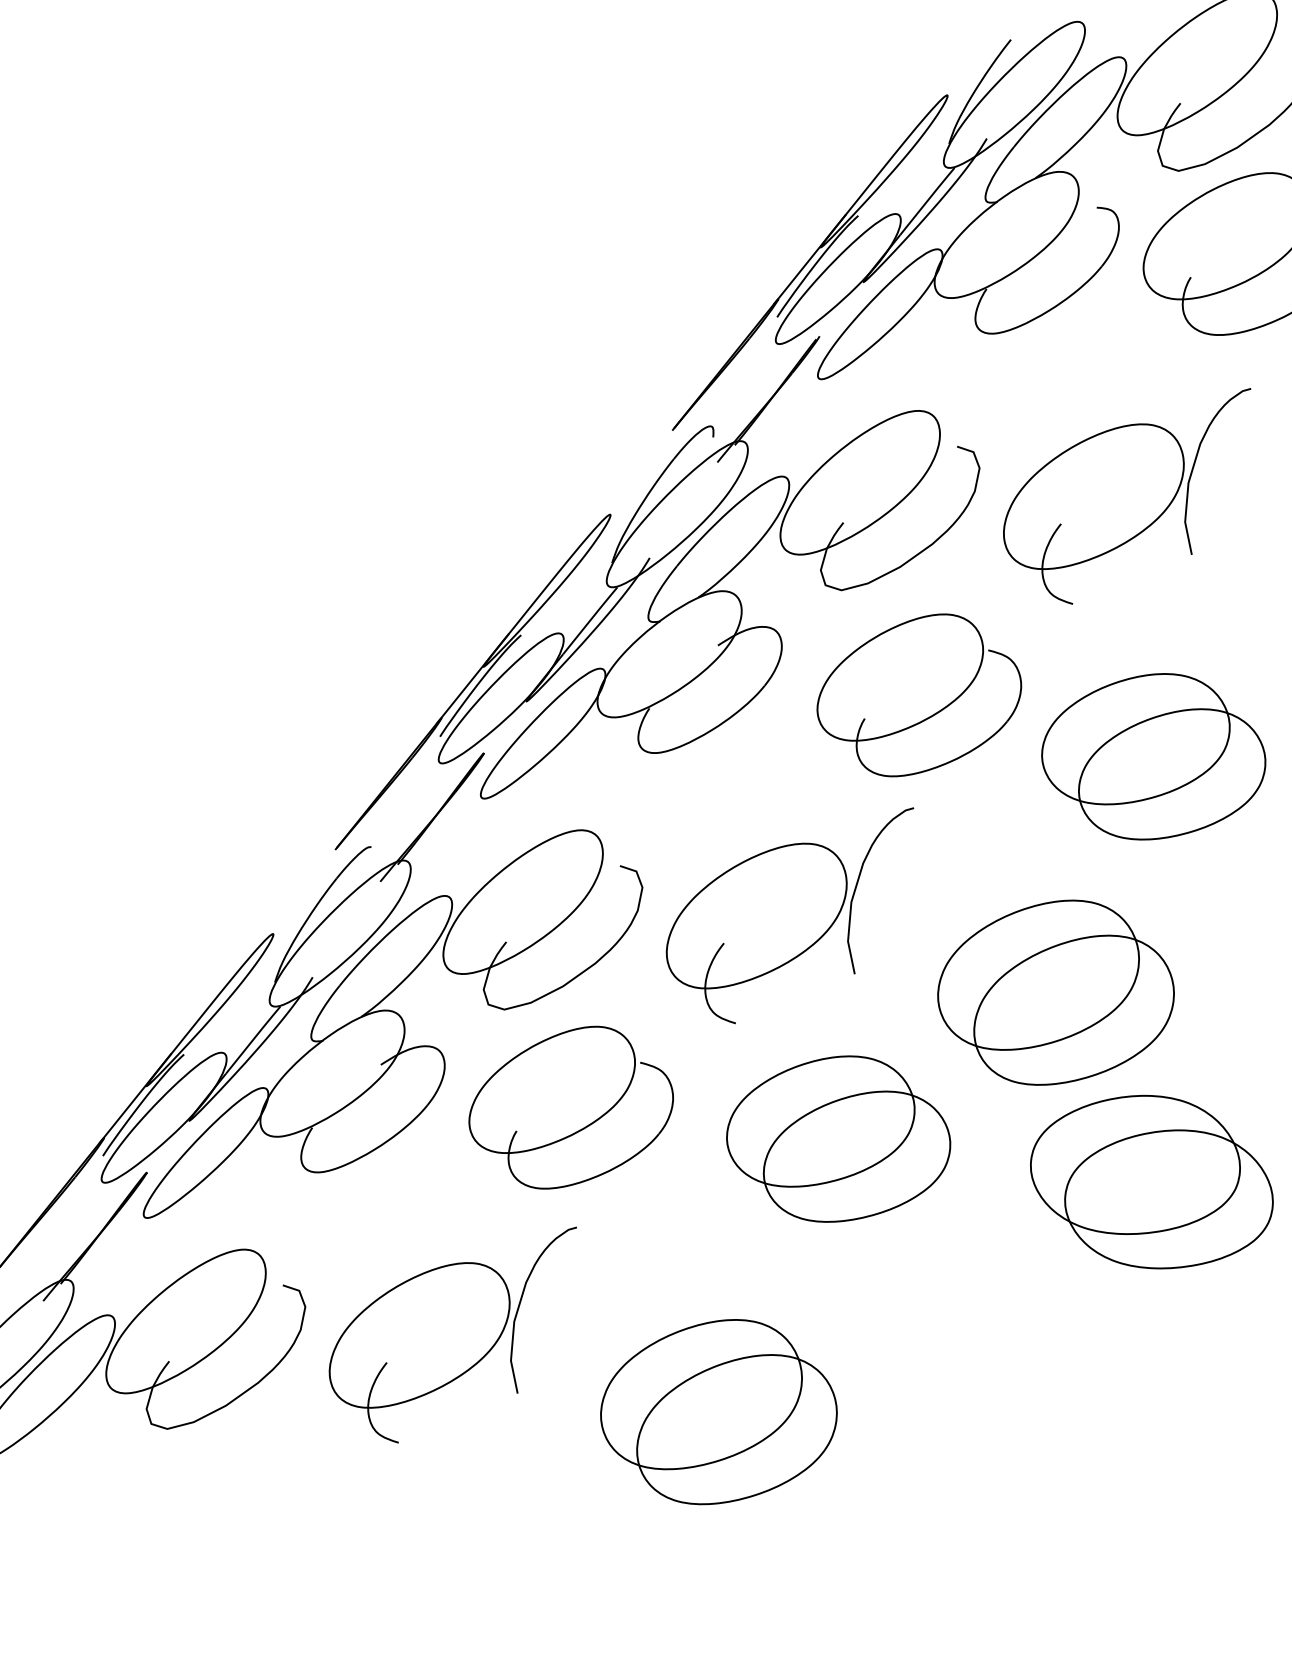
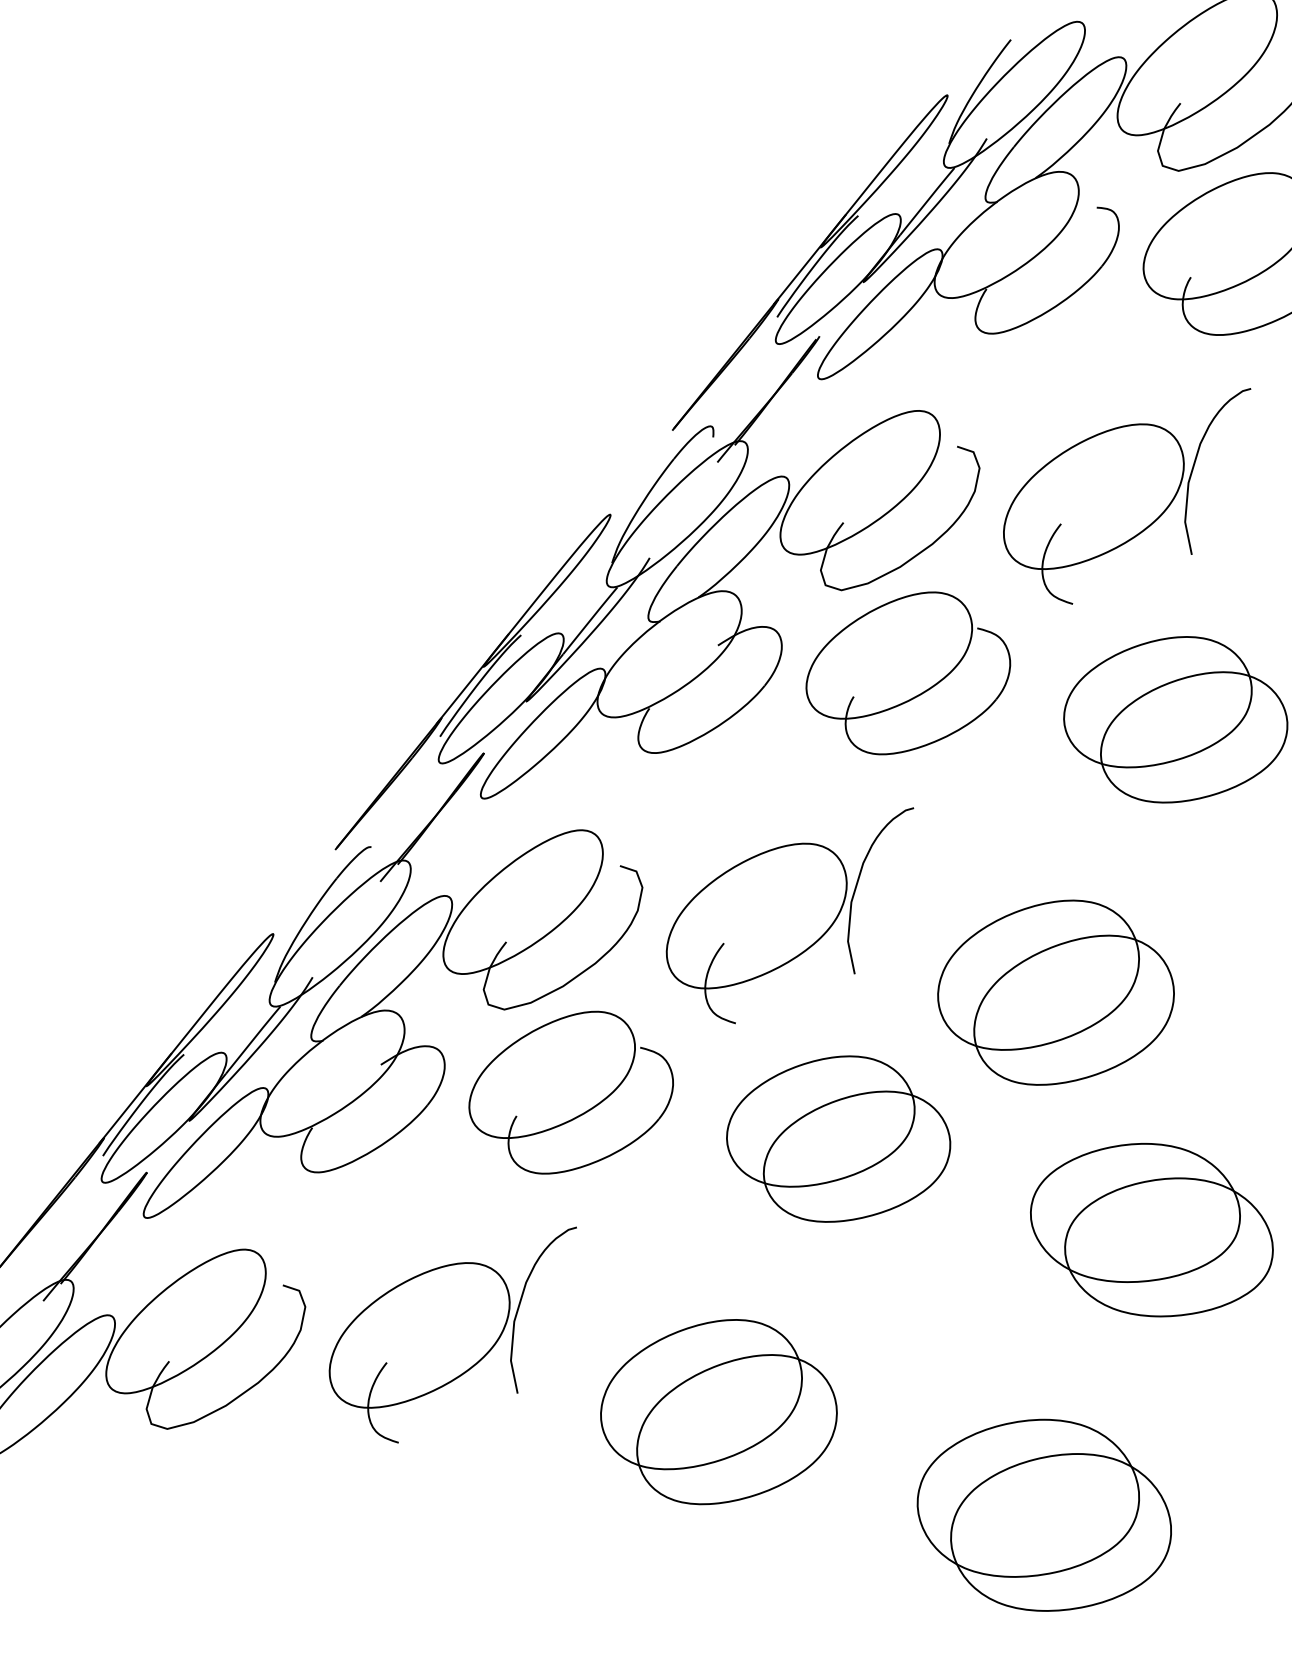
part position: (919, 695) -> (908, 673) (908, 673)
part position: (1153, 756) -> (1175, 719) (1175, 719)
part position: (570, 1107) -> (570, 1092) (570, 1092)
part position: (1151, 1182) -> (1151, 1230) (1151, 1230)
part: none -> present (1043, 1514)
